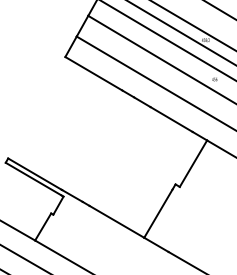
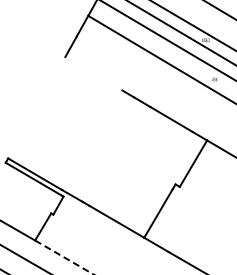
line: present -> none (93, 73)
line: present -> none (154, 82)
line: solid -> dashed (64, 257)
